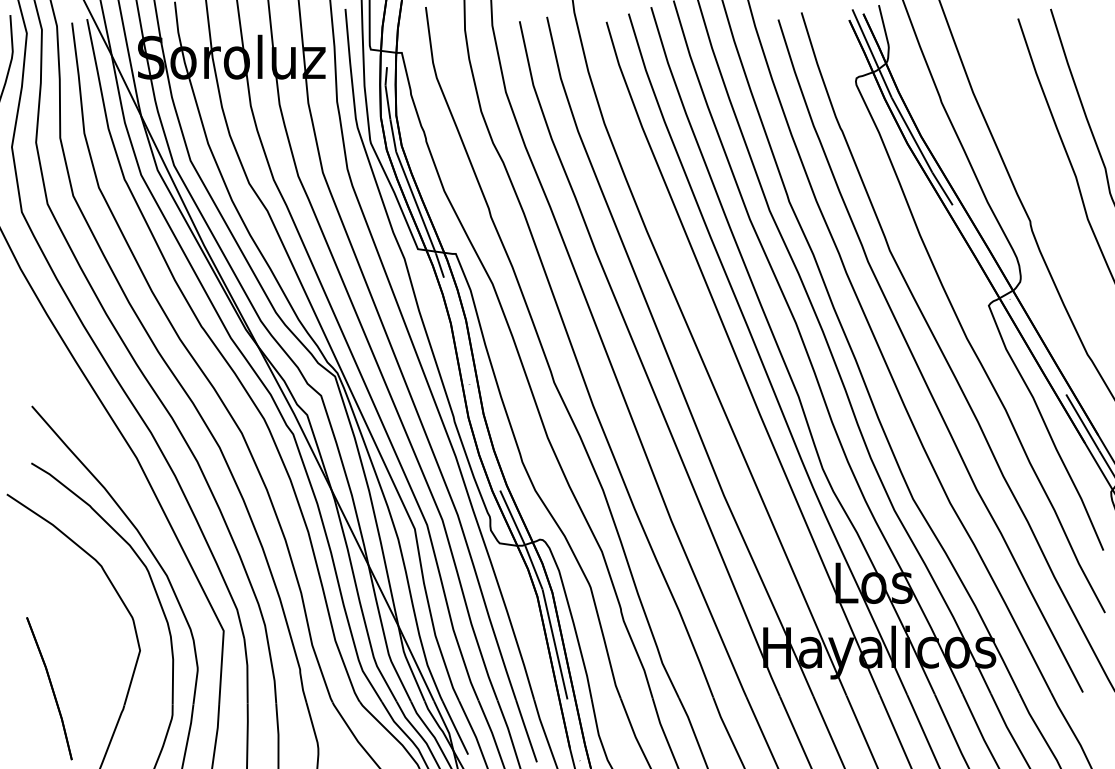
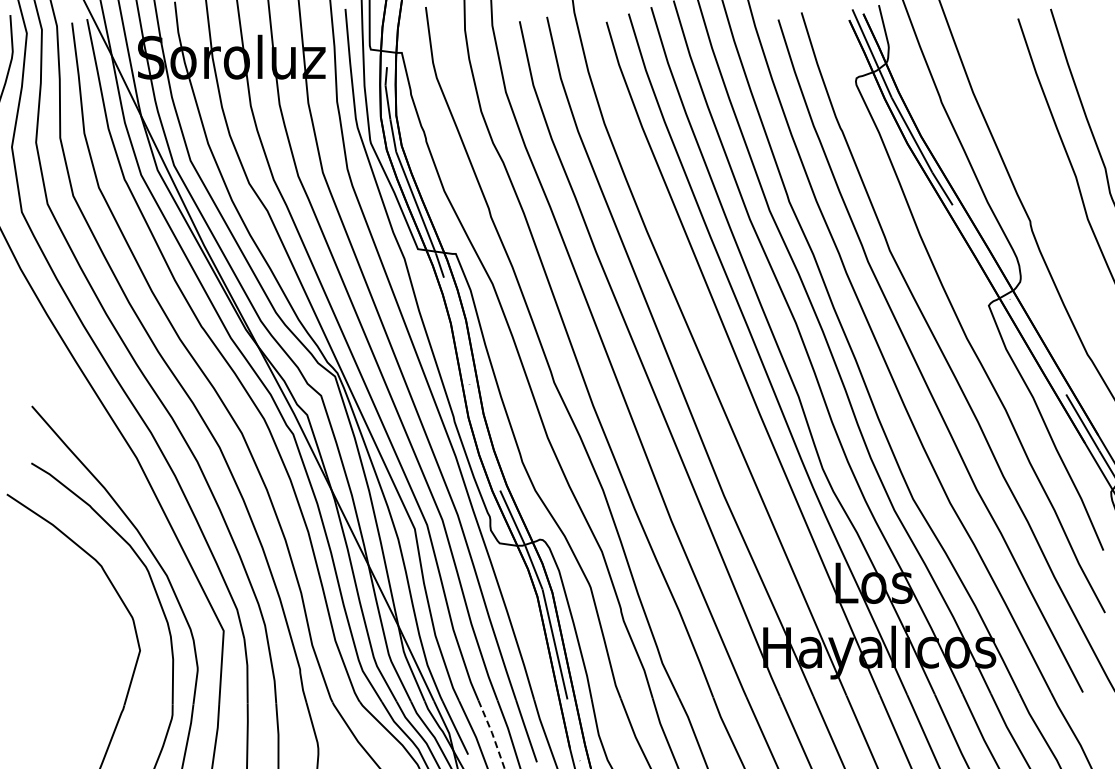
part: present -> none (49, 688)
line: solid -> dashed (492, 733)
